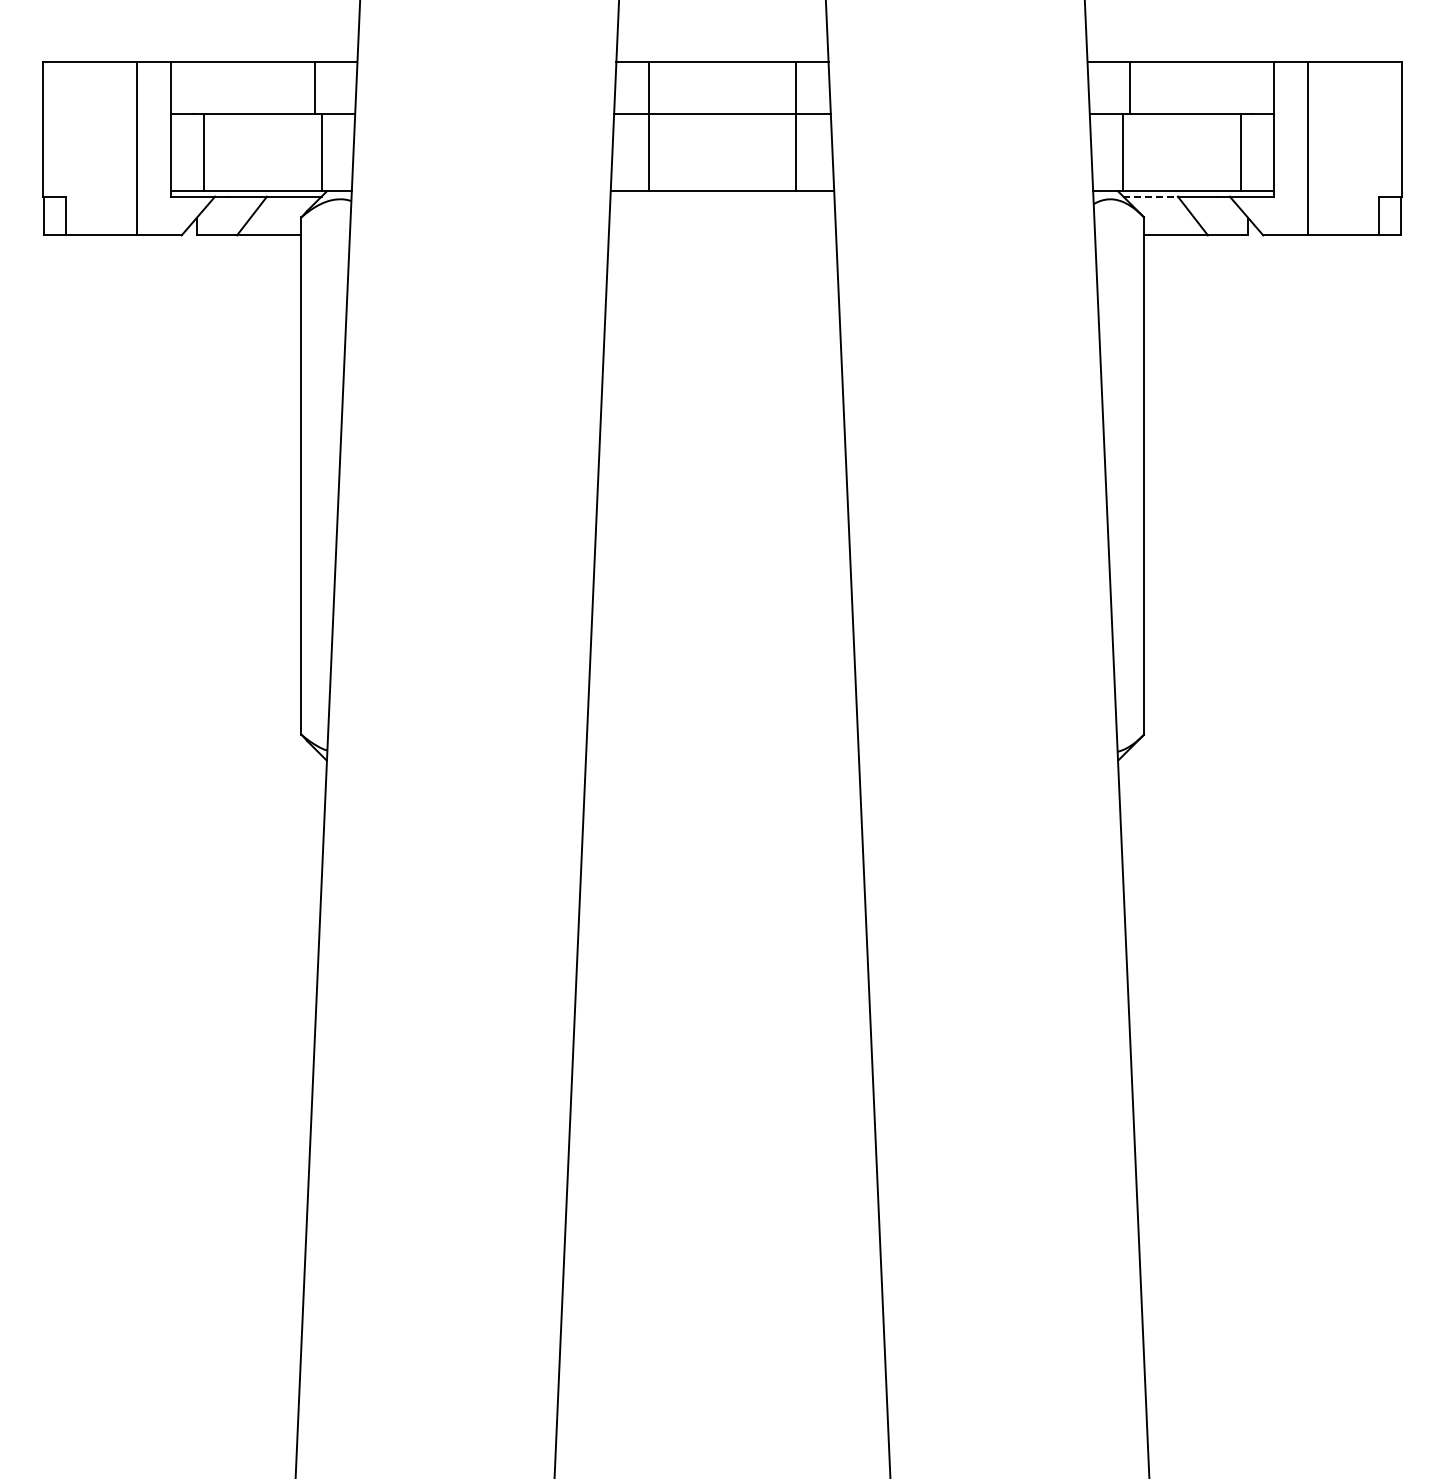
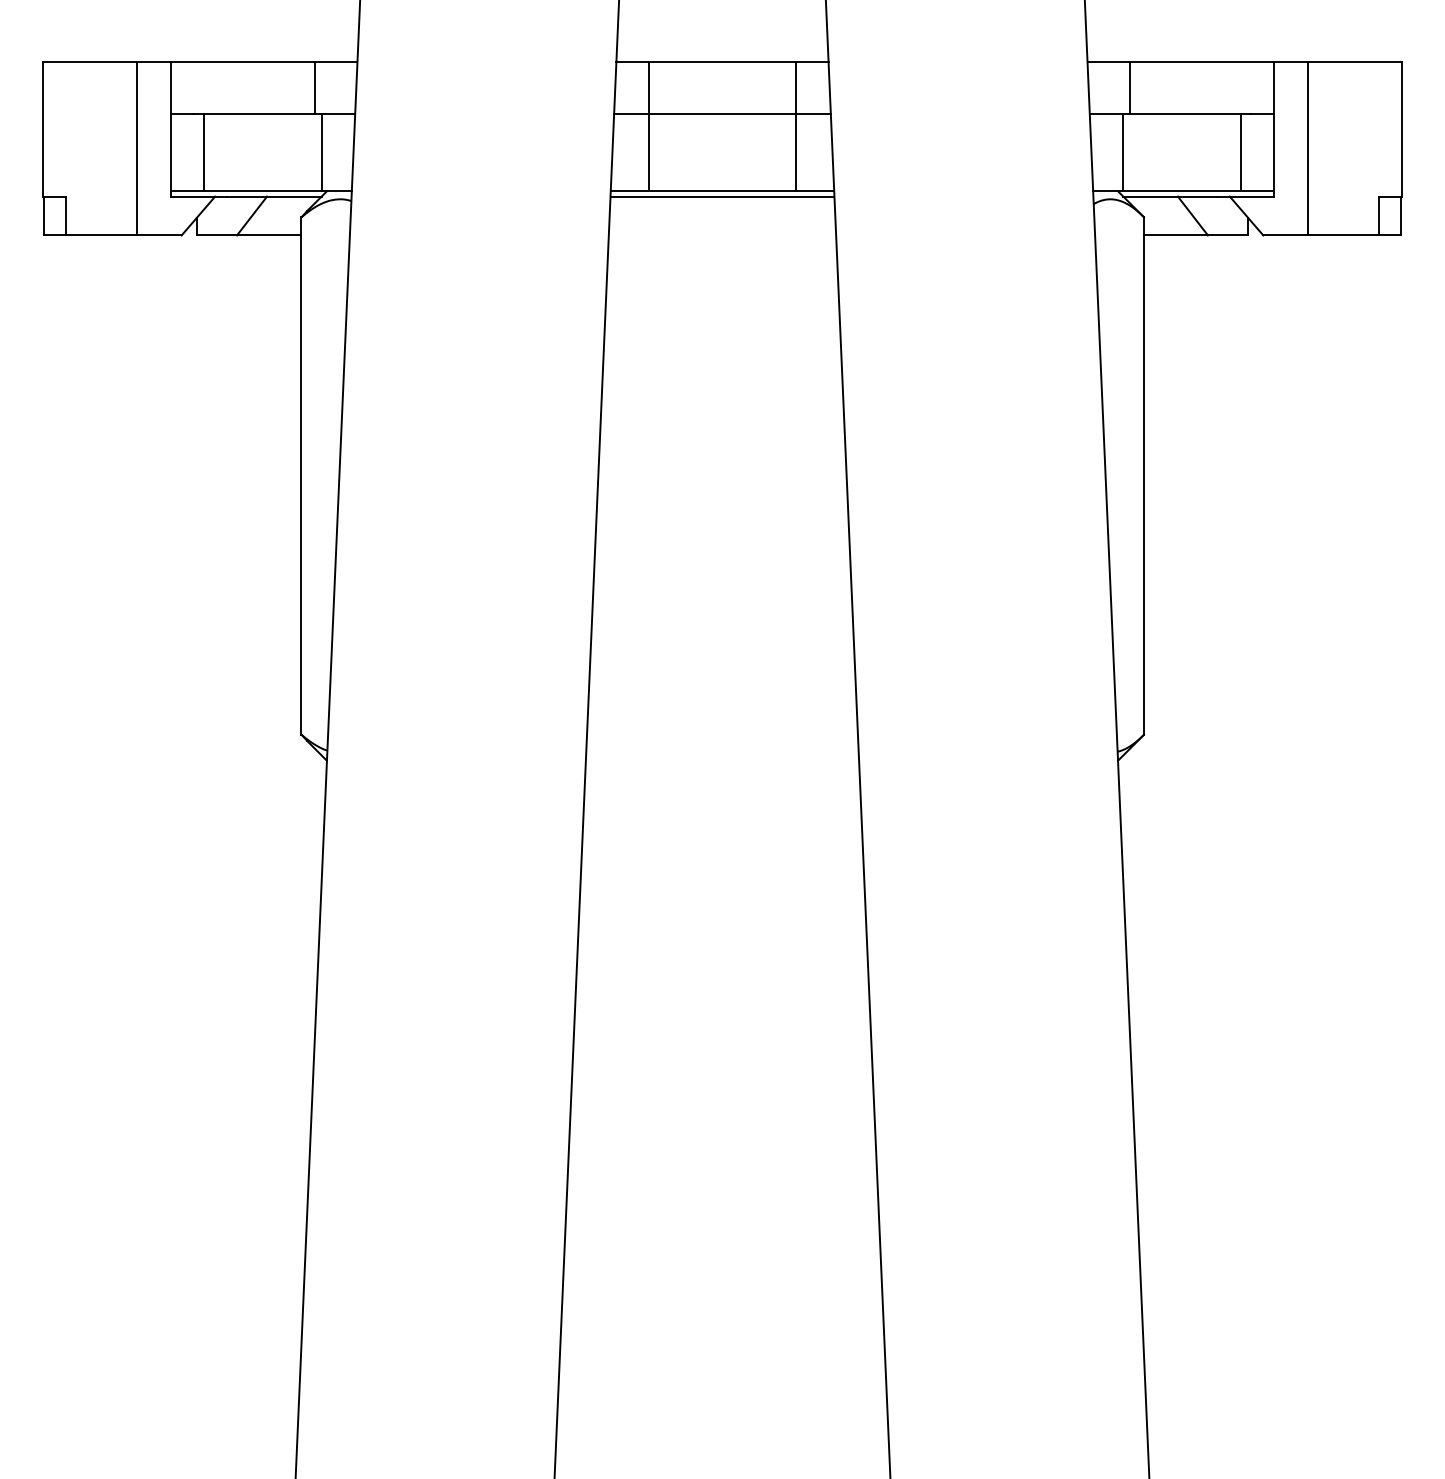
line: none -> present (722, 196)
line: dashed -> solid (1151, 196)
